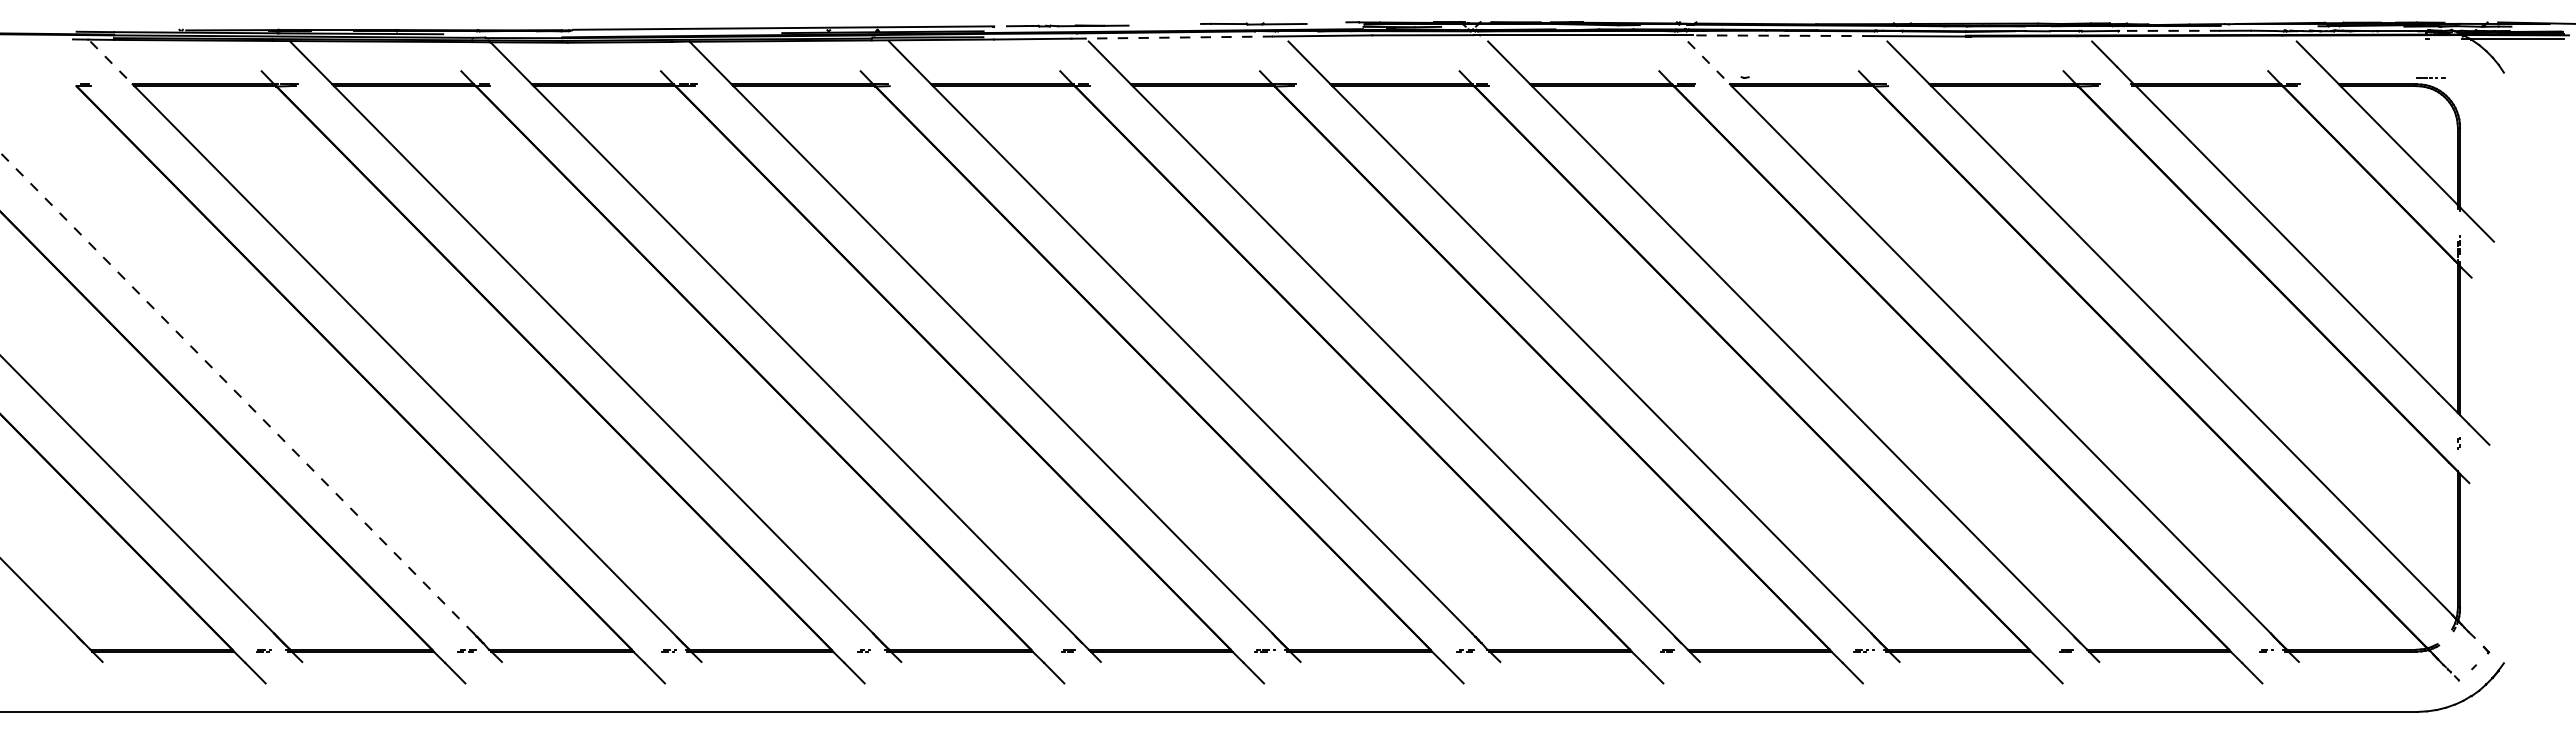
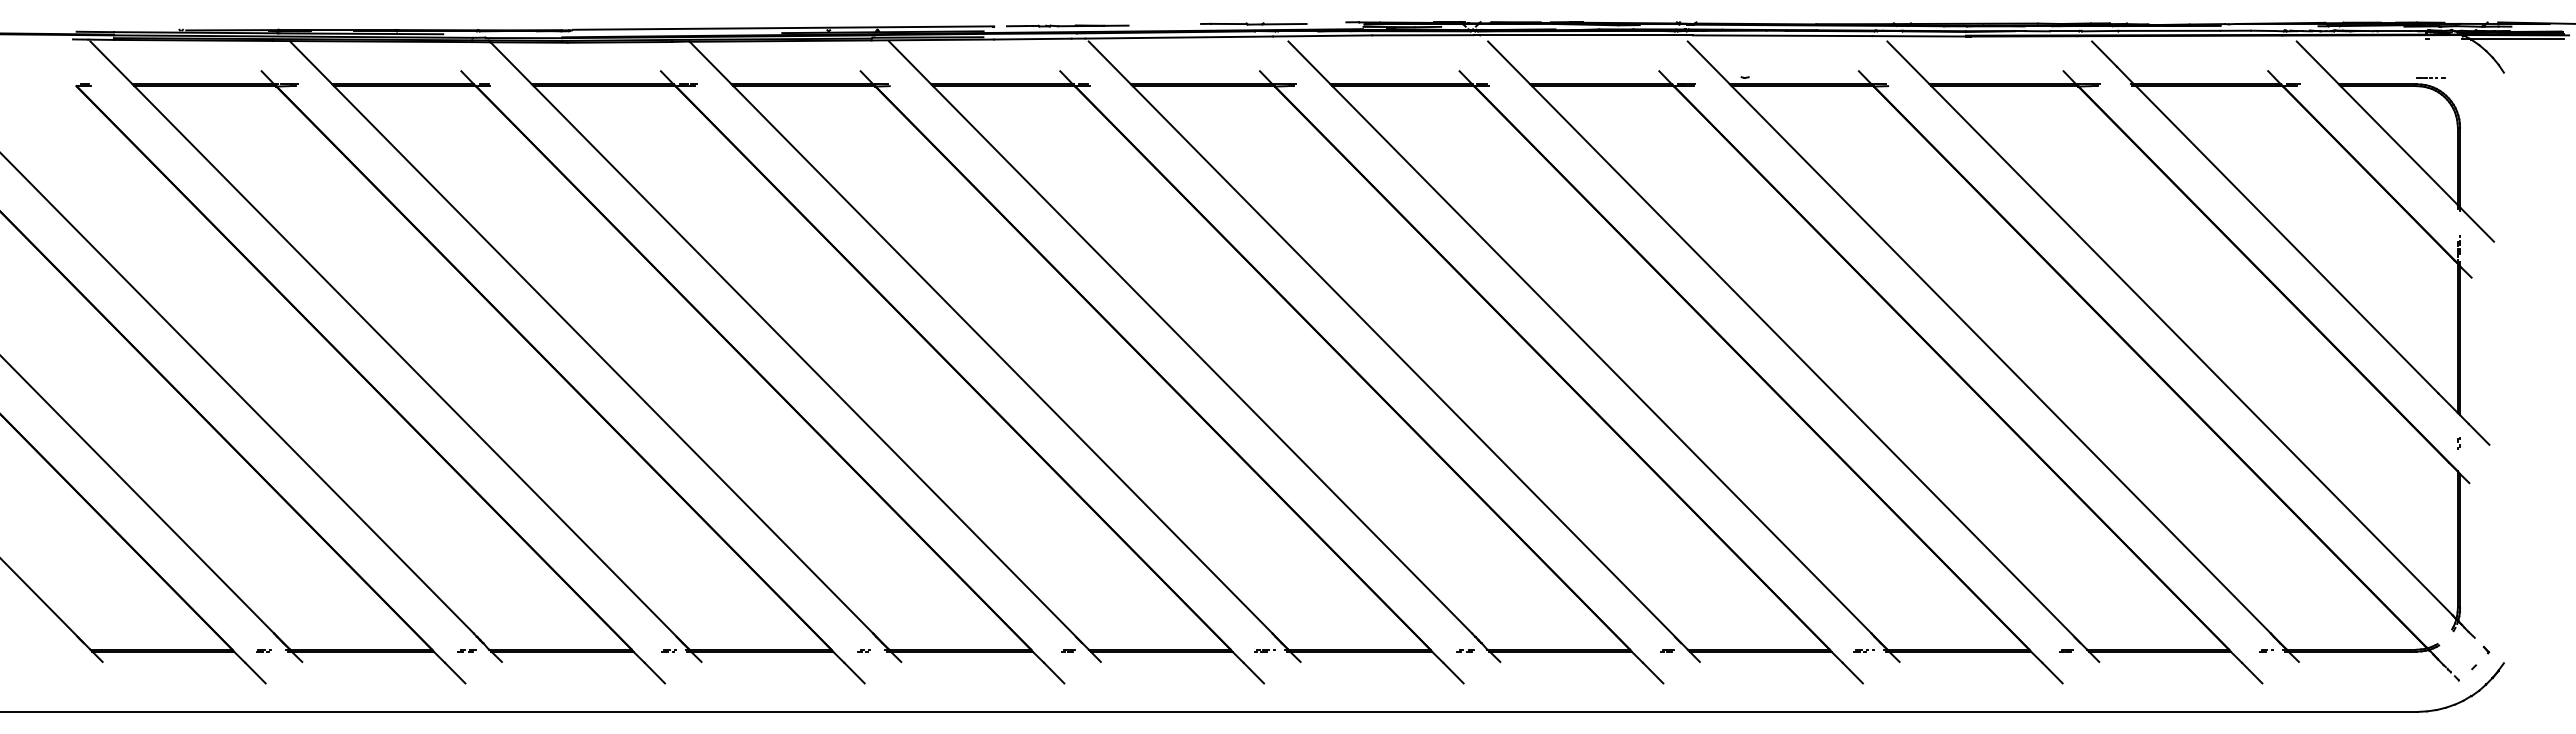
line: dashed -> solid (2169, 30)
line: dashed -> solid (1782, 35)
line: dashed -> solid (1179, 37)
line: dashed -> solid (111, 63)
line: dashed -> solid (1709, 63)
line: dashed -> solid (236, 392)
